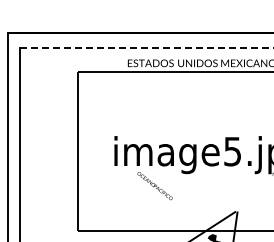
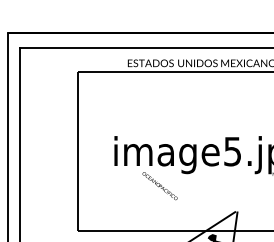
line: dashed -> solid (146, 47)
text position: (154, 186) -> (159, 186) (159, 186)
